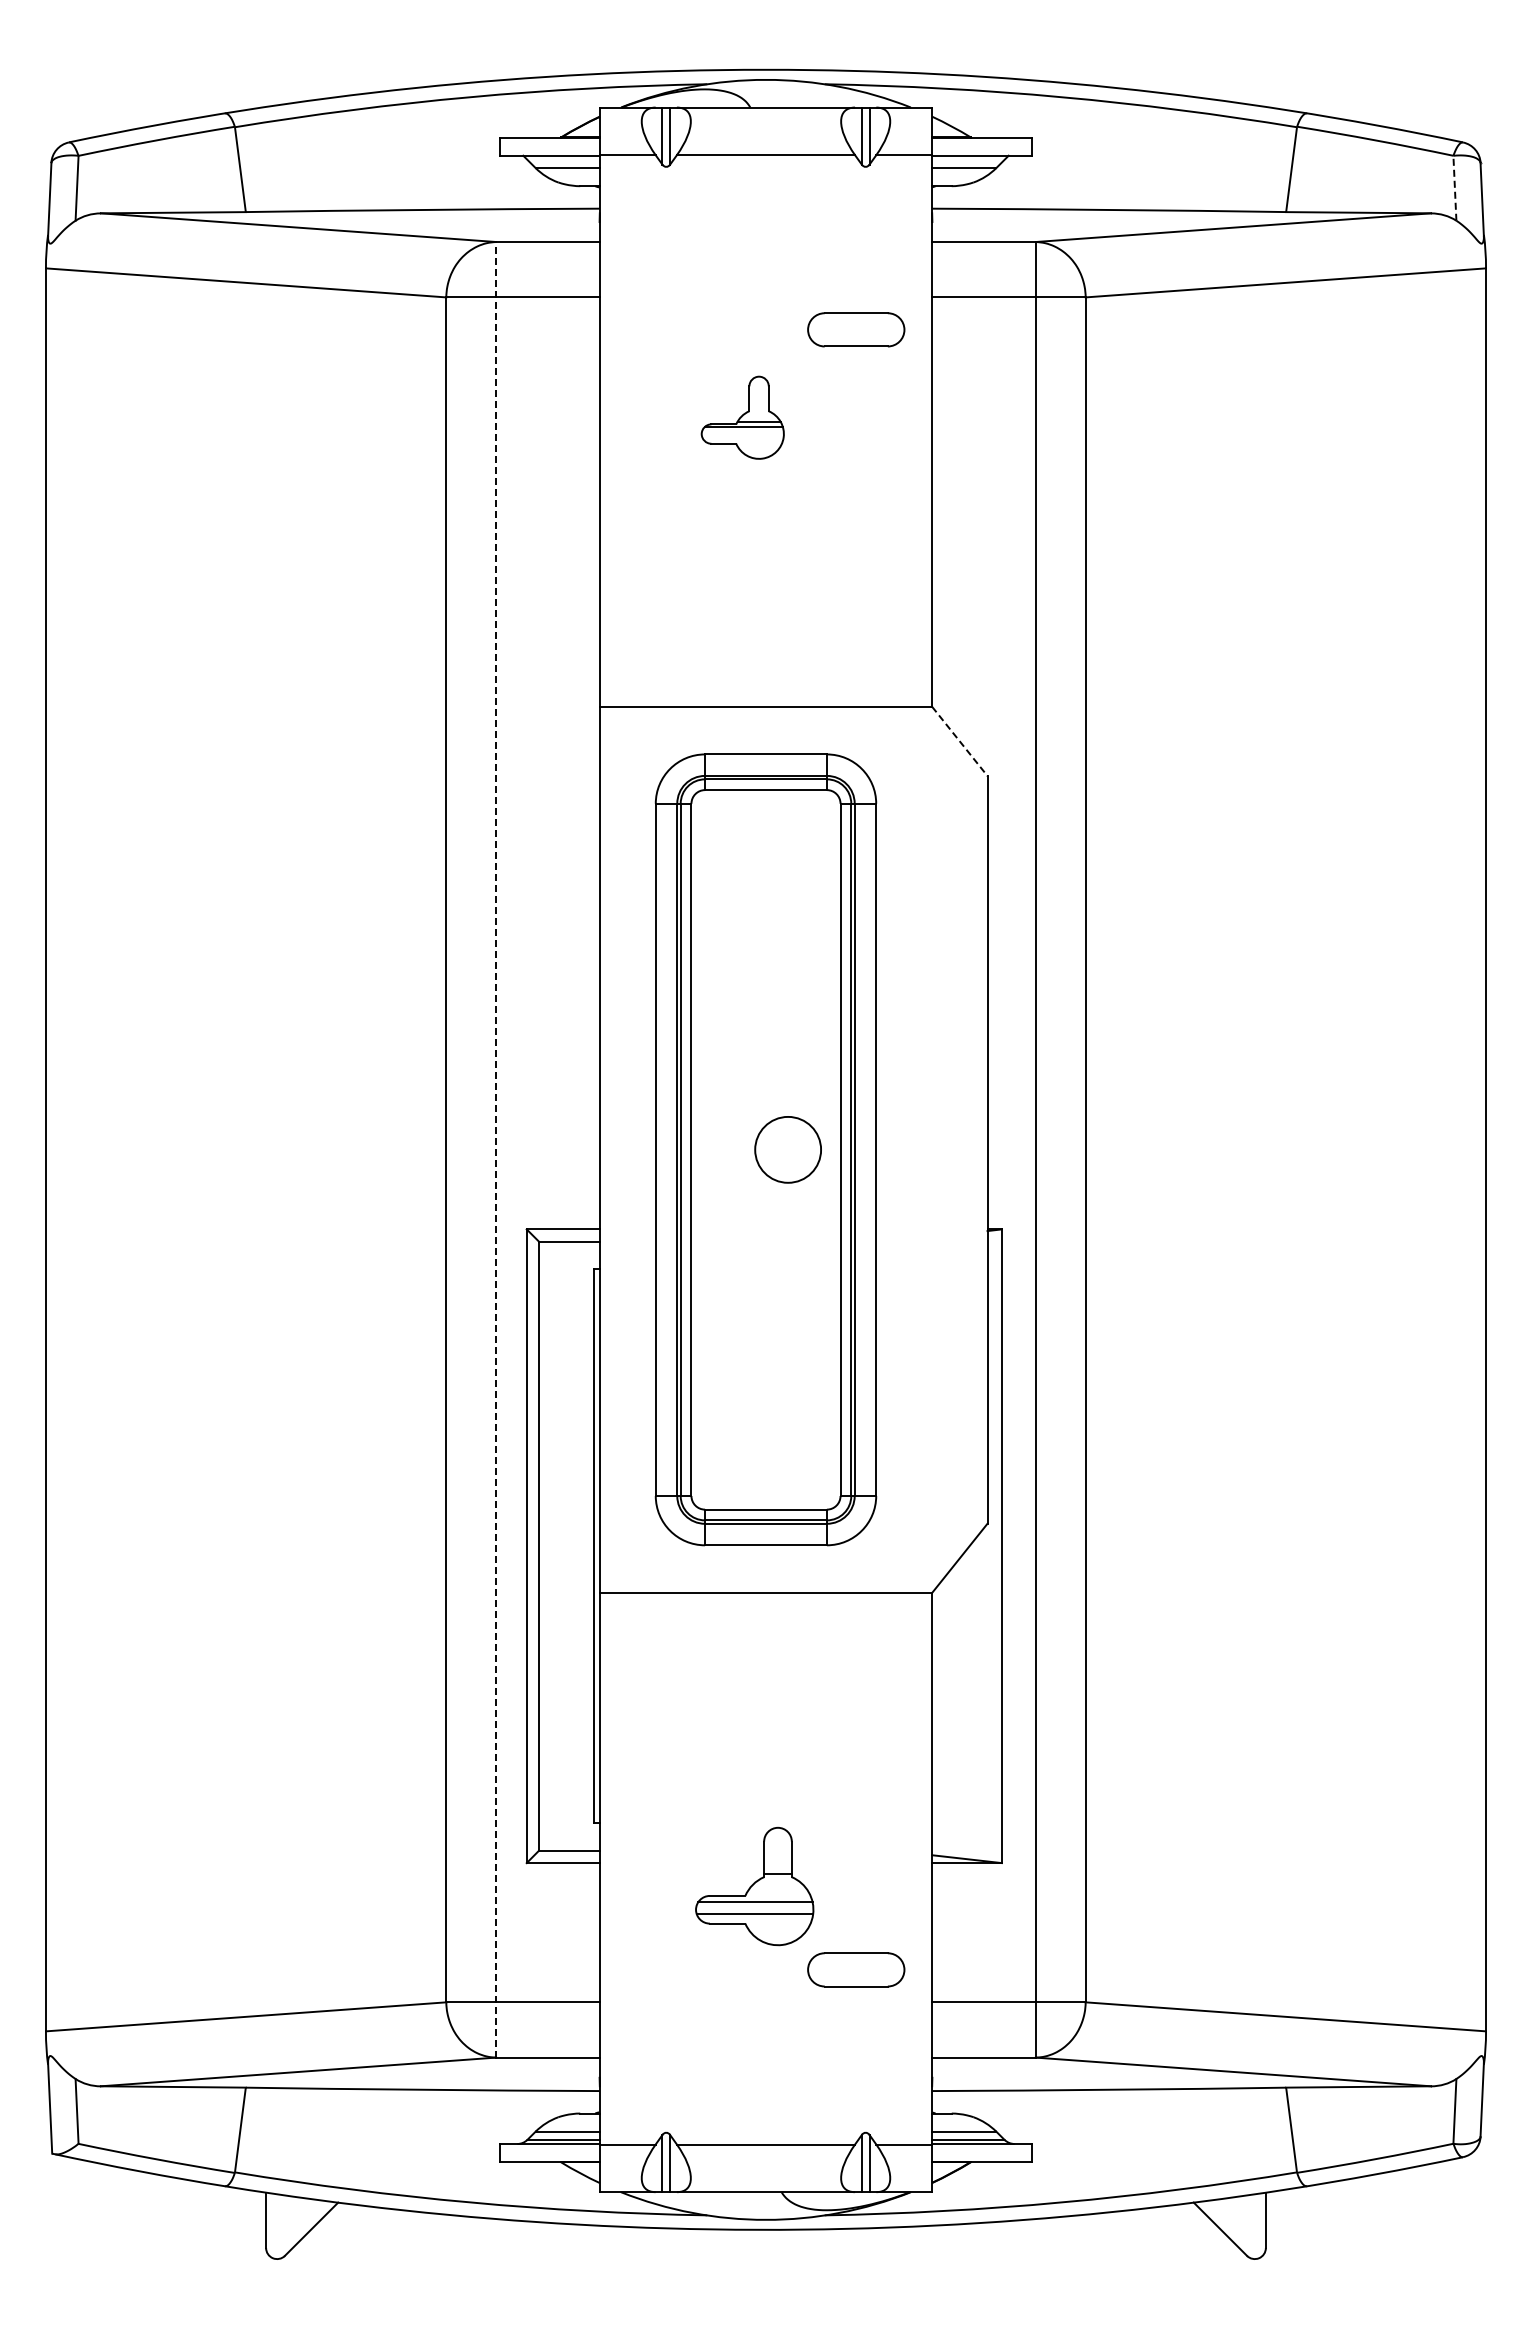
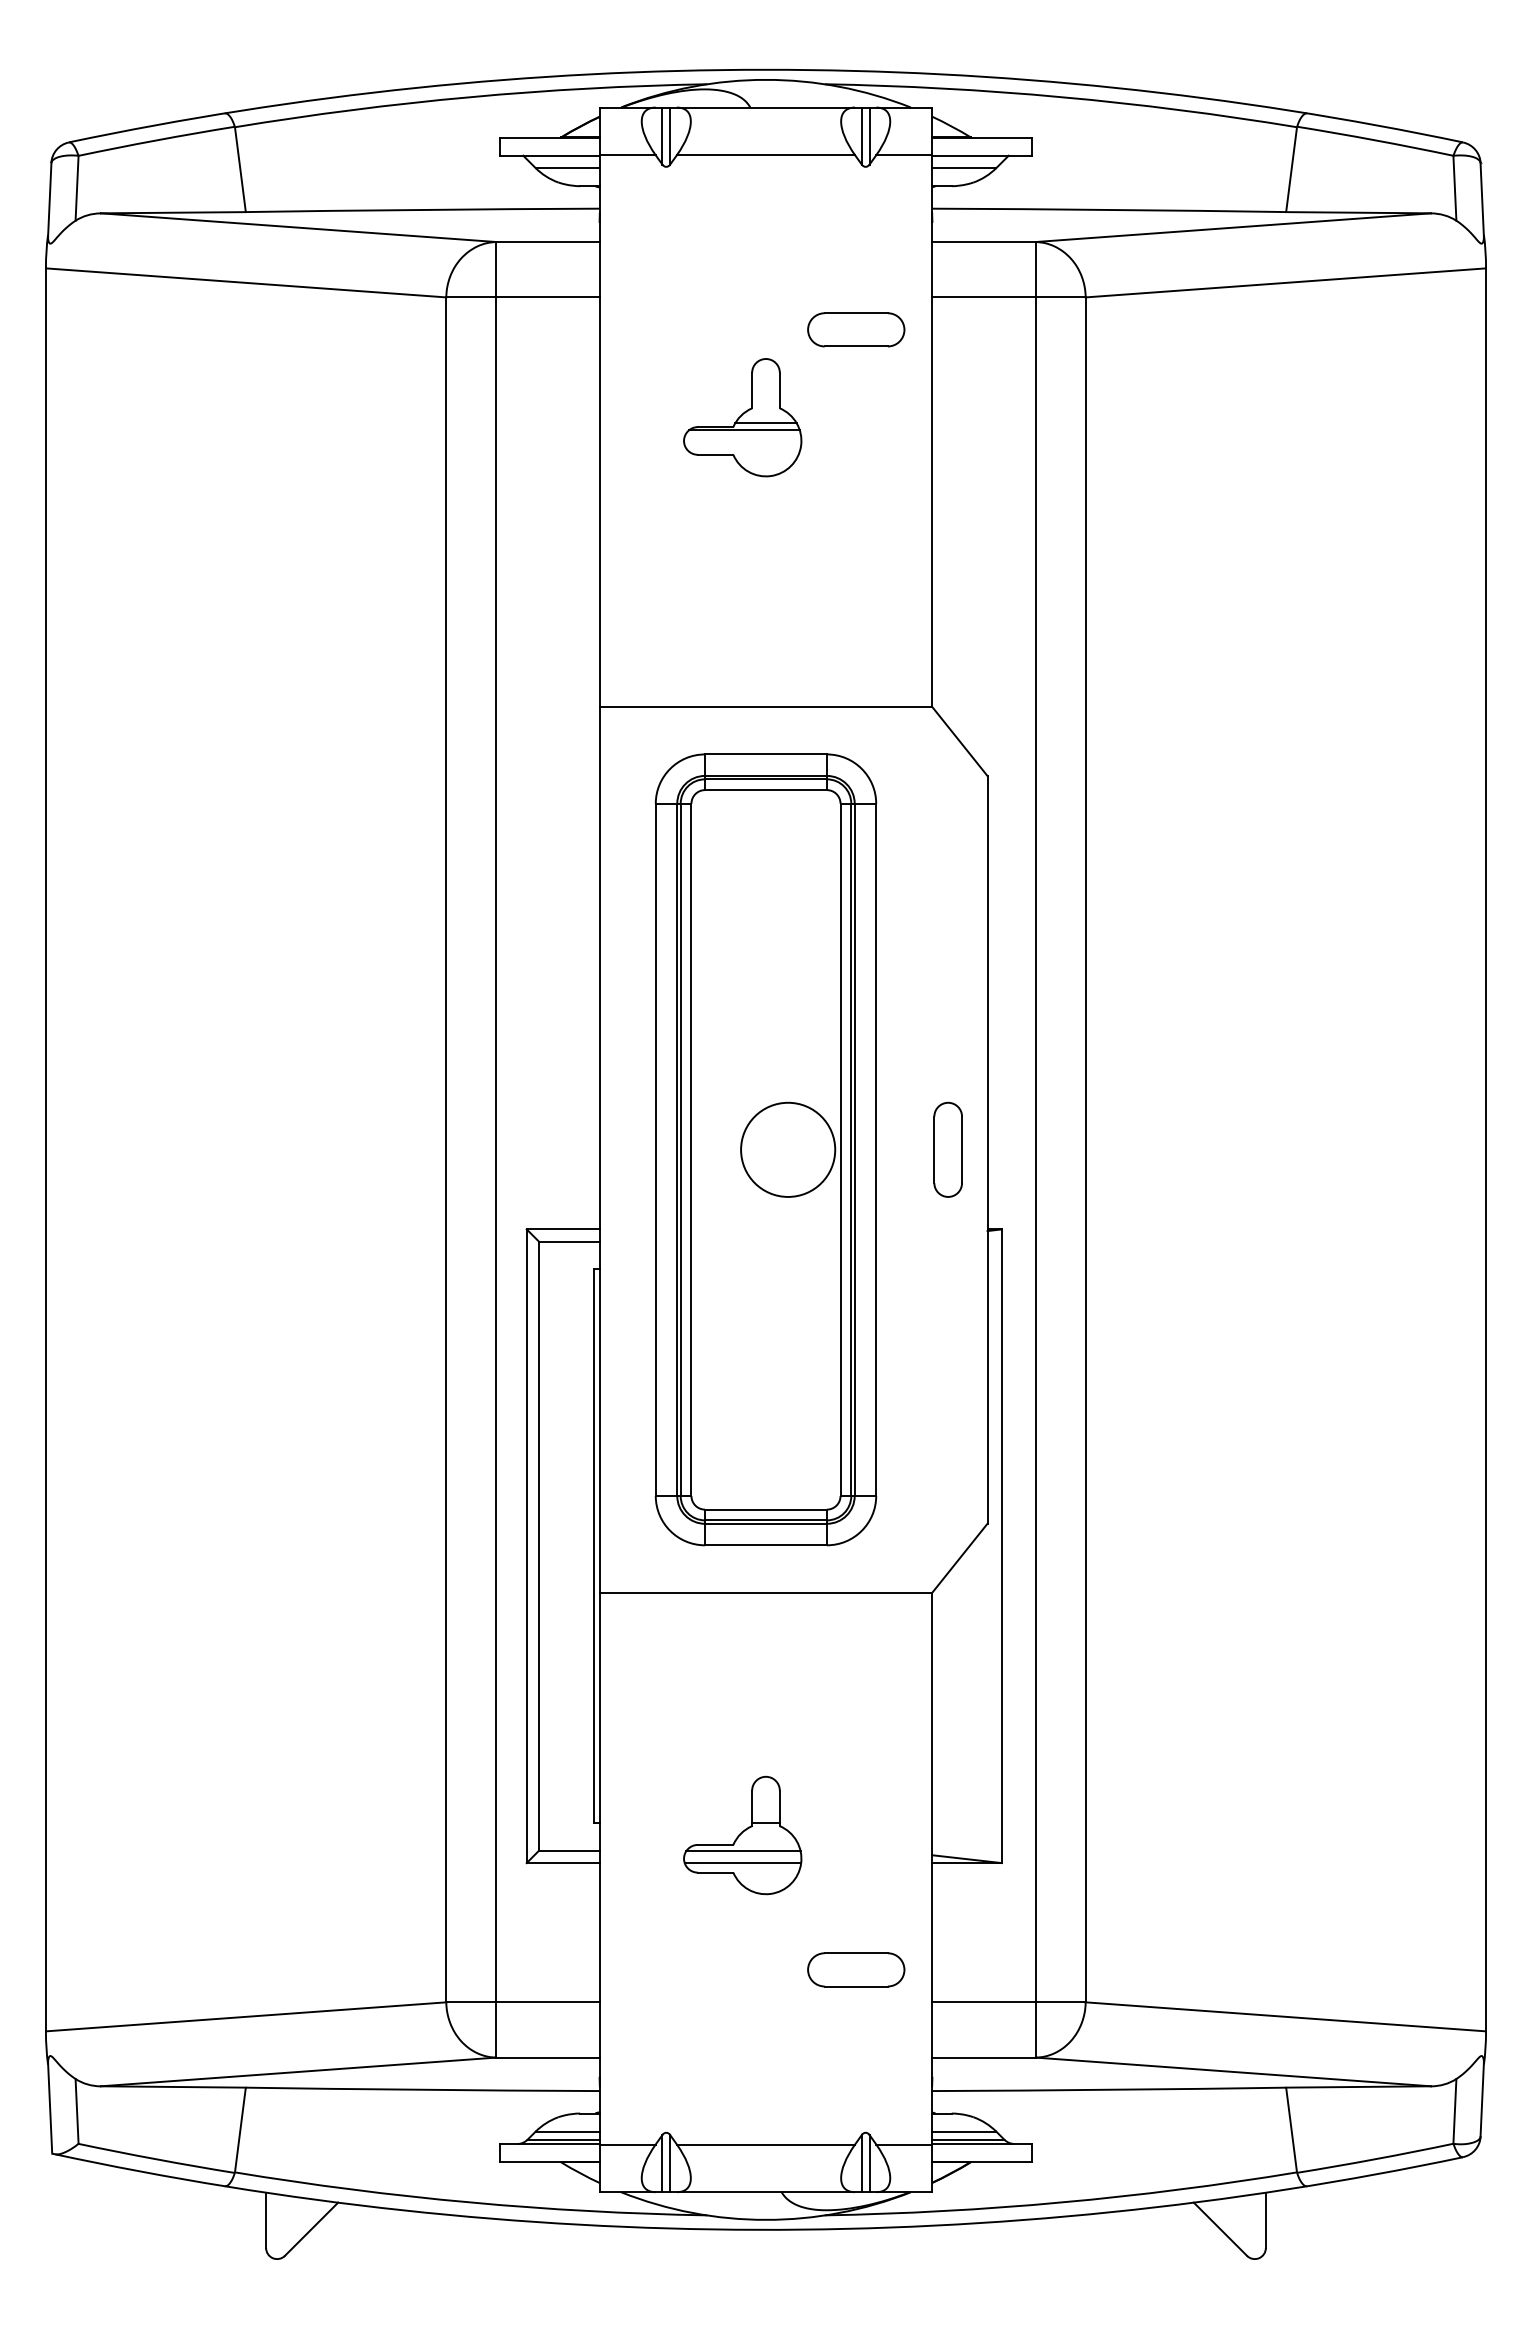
line: dashed -> solid (1454, 187)
part size: 85x85 px -> 120x120 px (742, 417)
line: dashed -> solid (960, 741)
line: dashed -> solid (496, 1149)
circle diameter: 66 px -> 94 px (788, 1149)
part: none -> present (947, 1149)
part position: (754, 1886) -> (742, 1835) (742, 1835)
